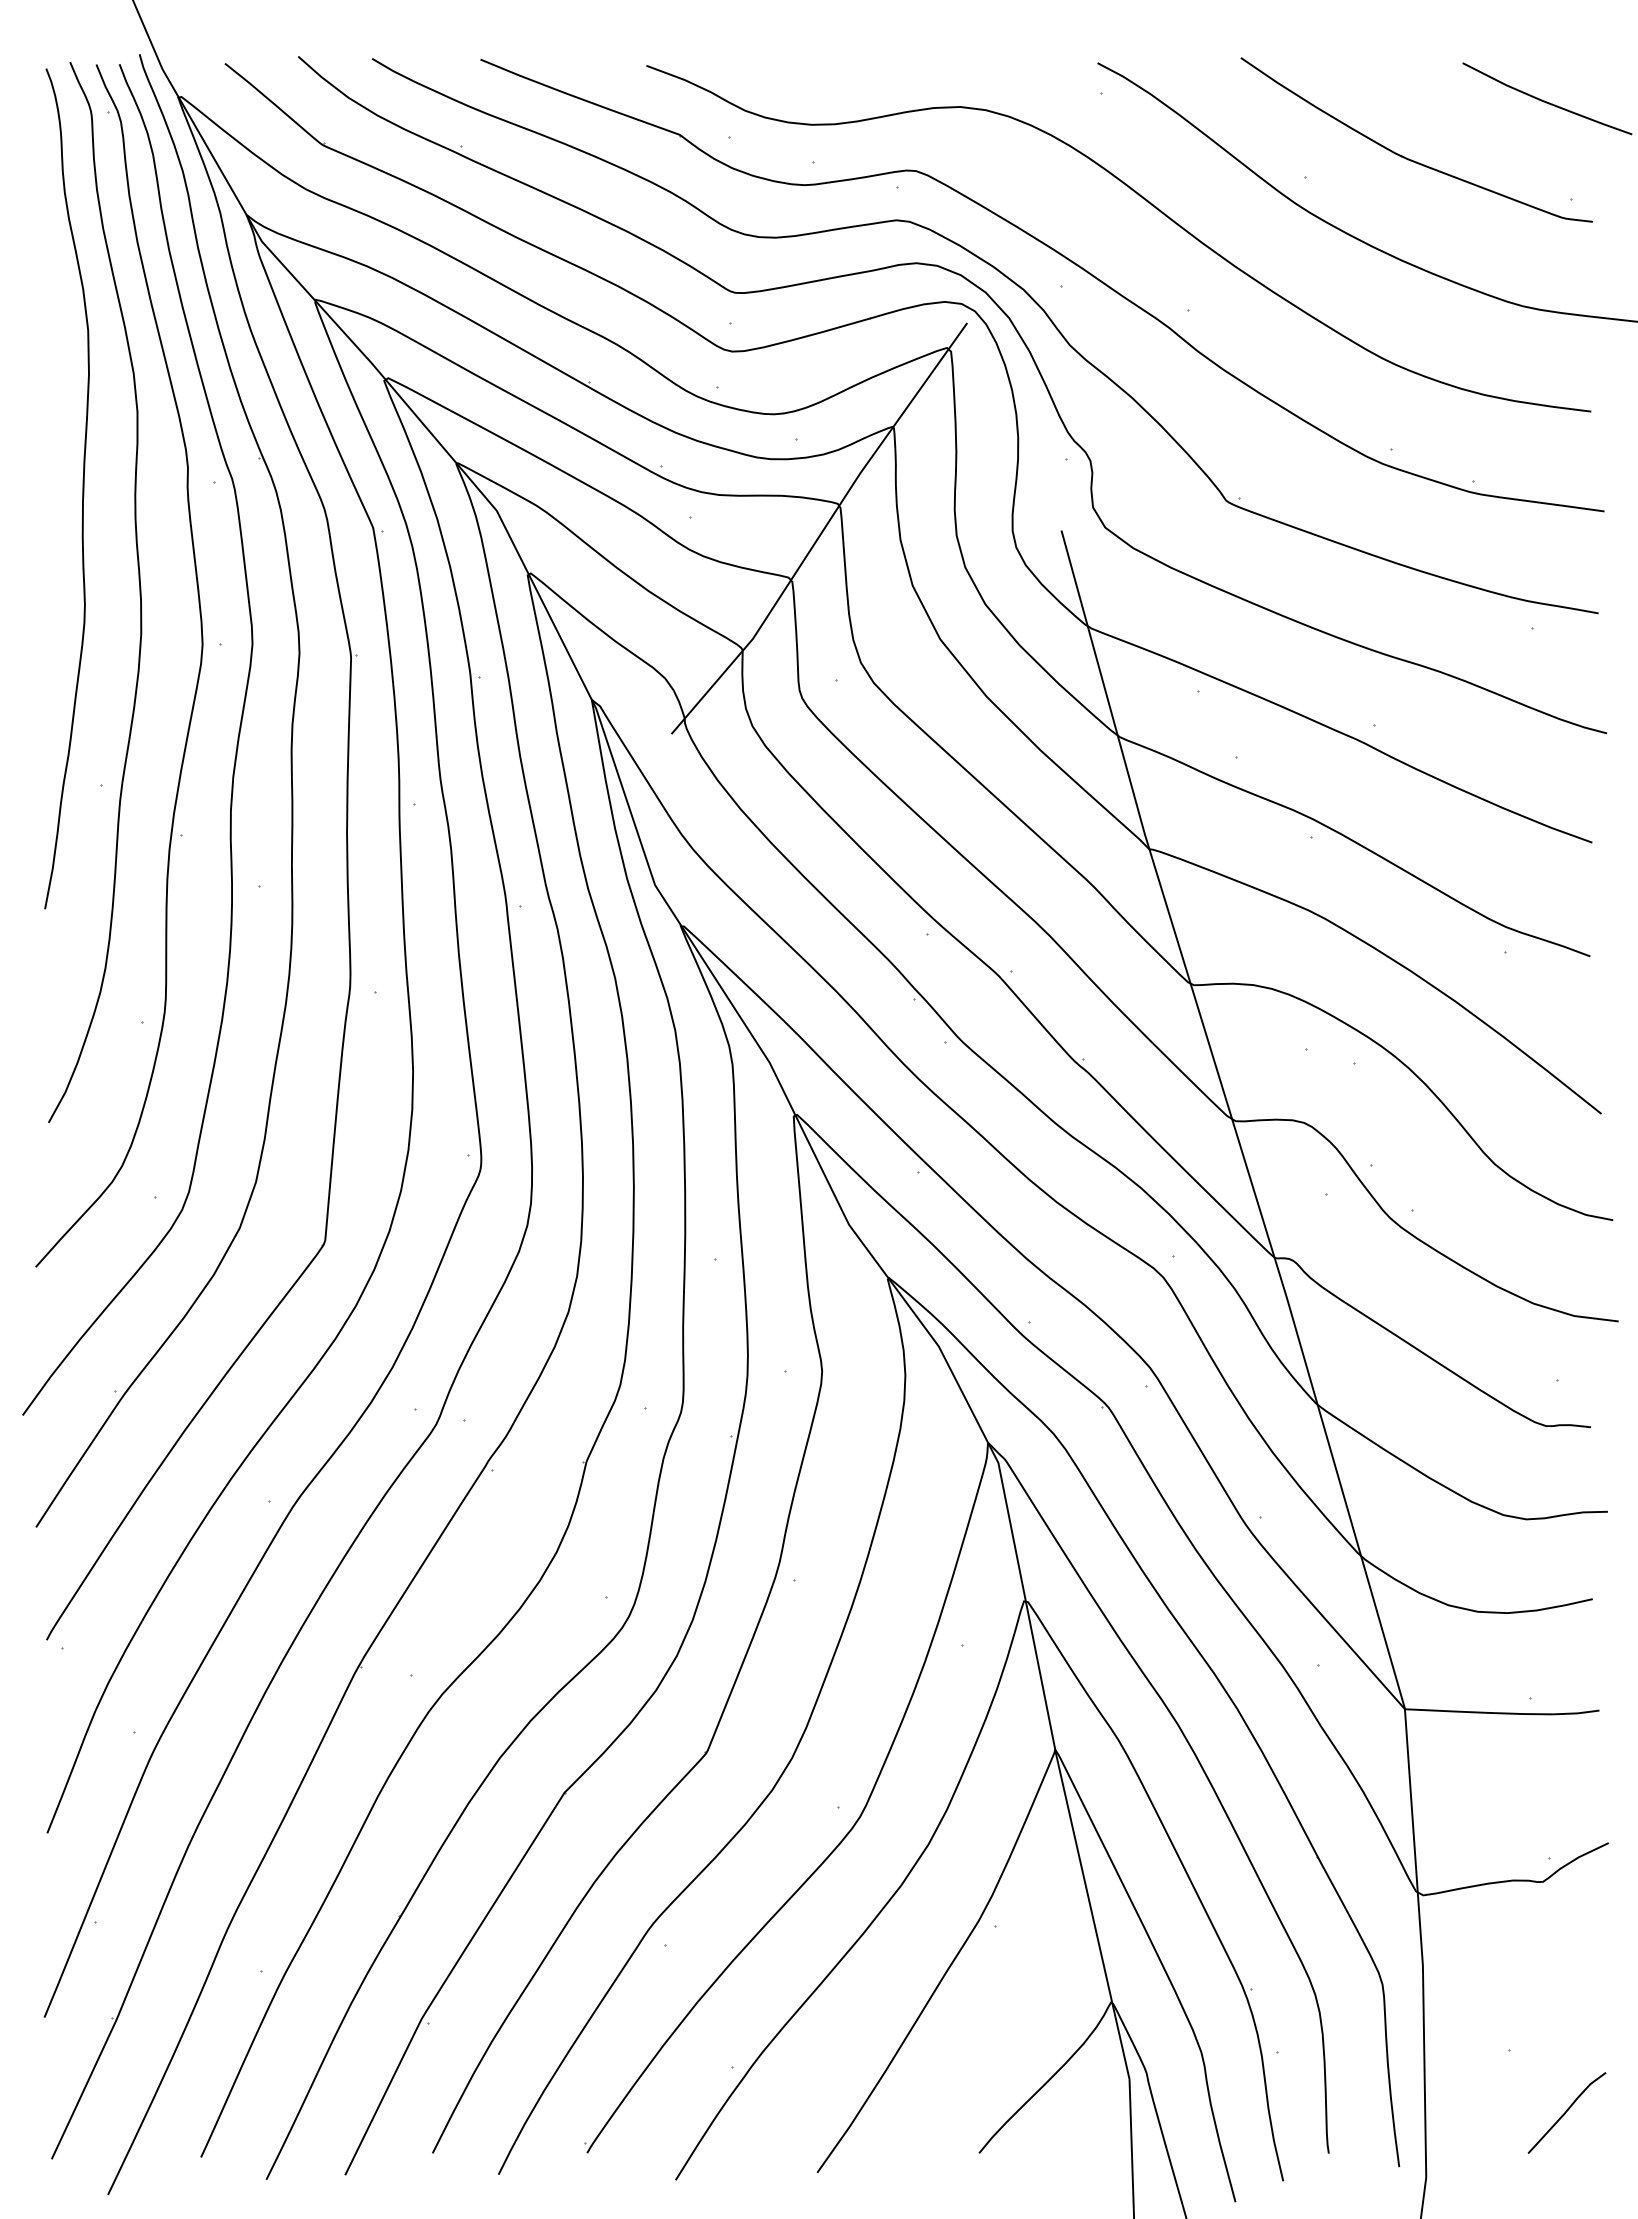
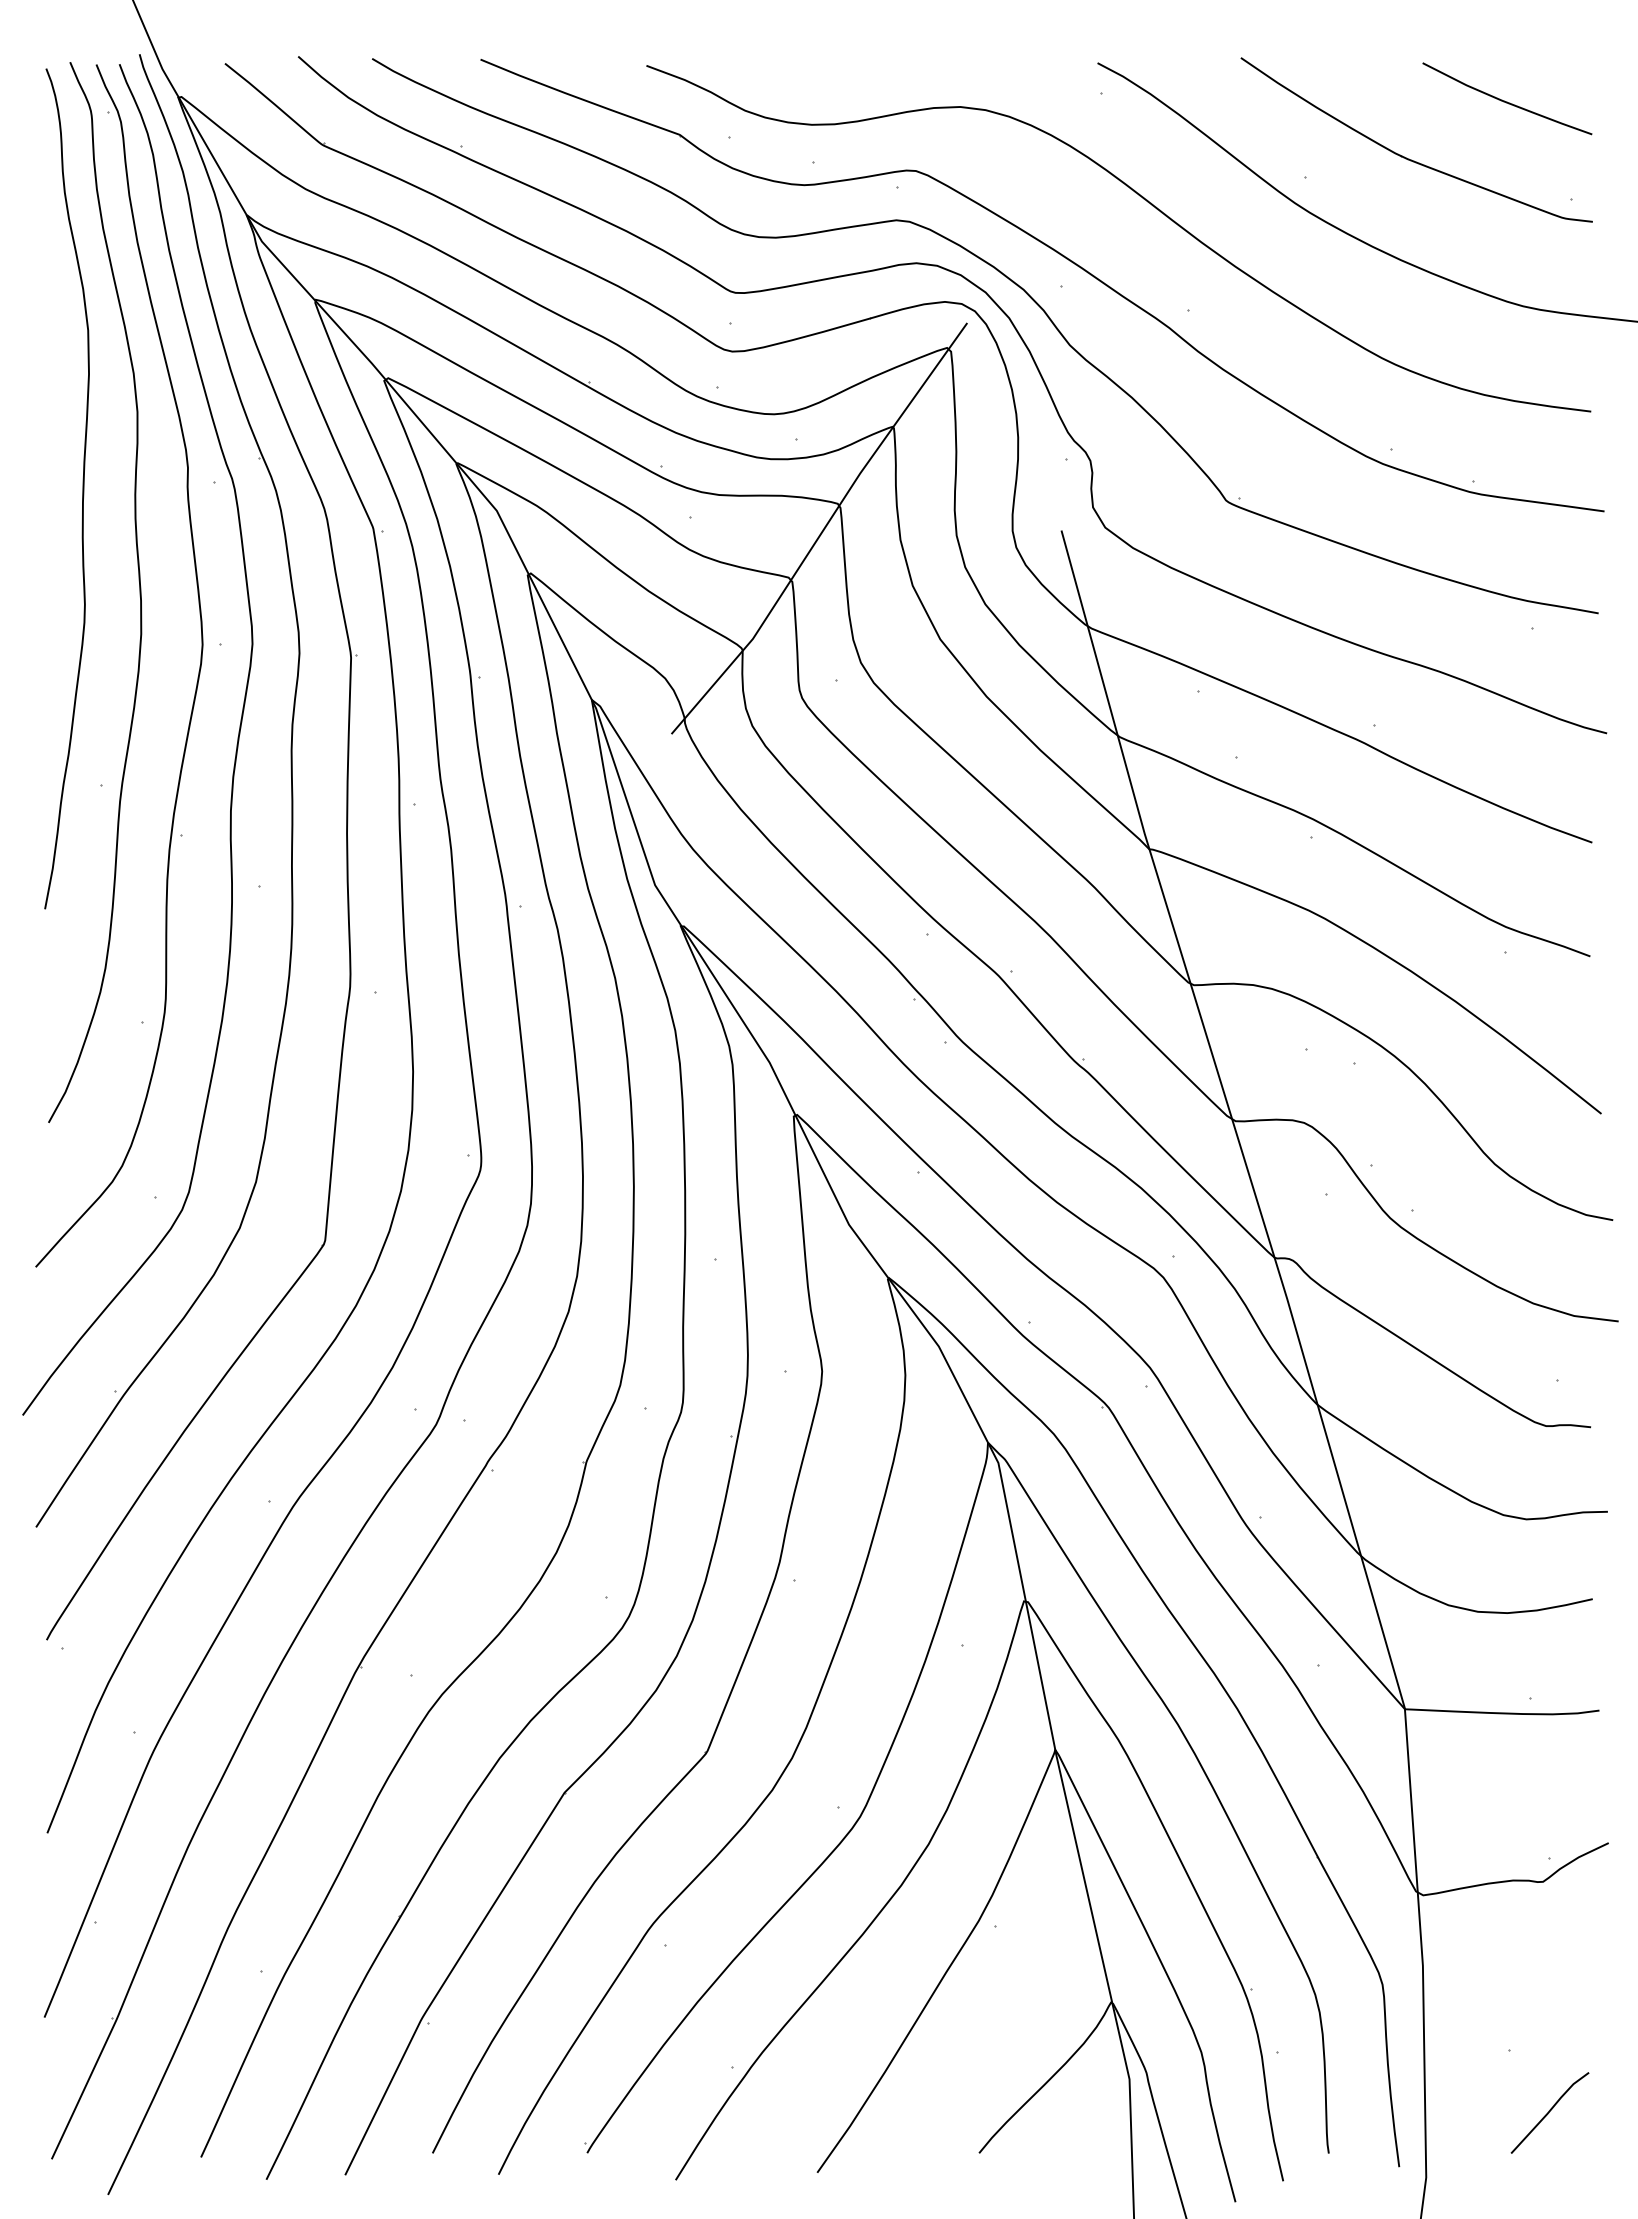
curve position: (1547, 101) -> (1507, 101) (1507, 101)
line position: (1566, 2112) -> (1549, 2112) (1549, 2112)
